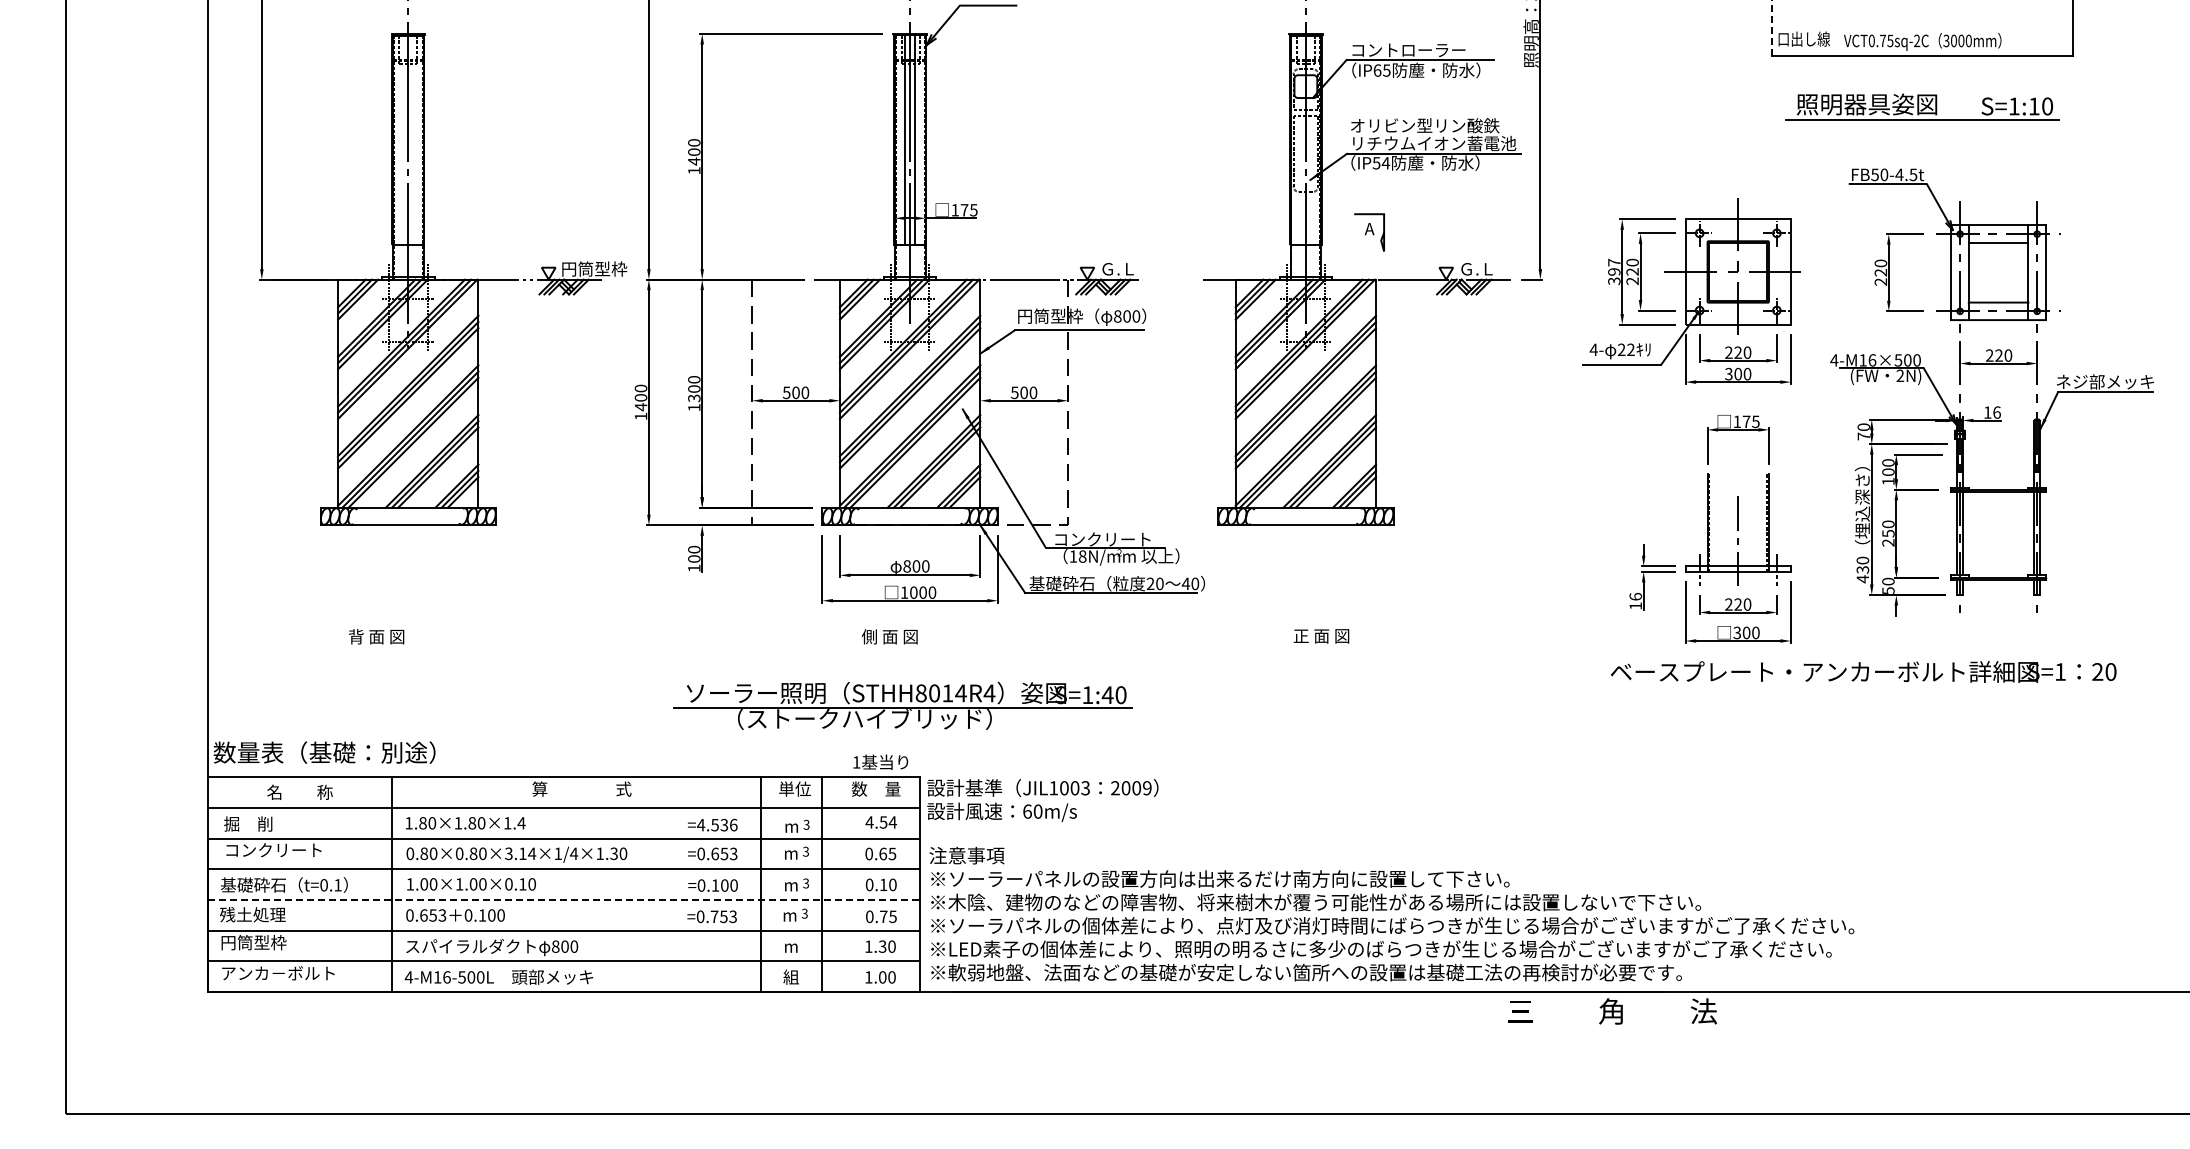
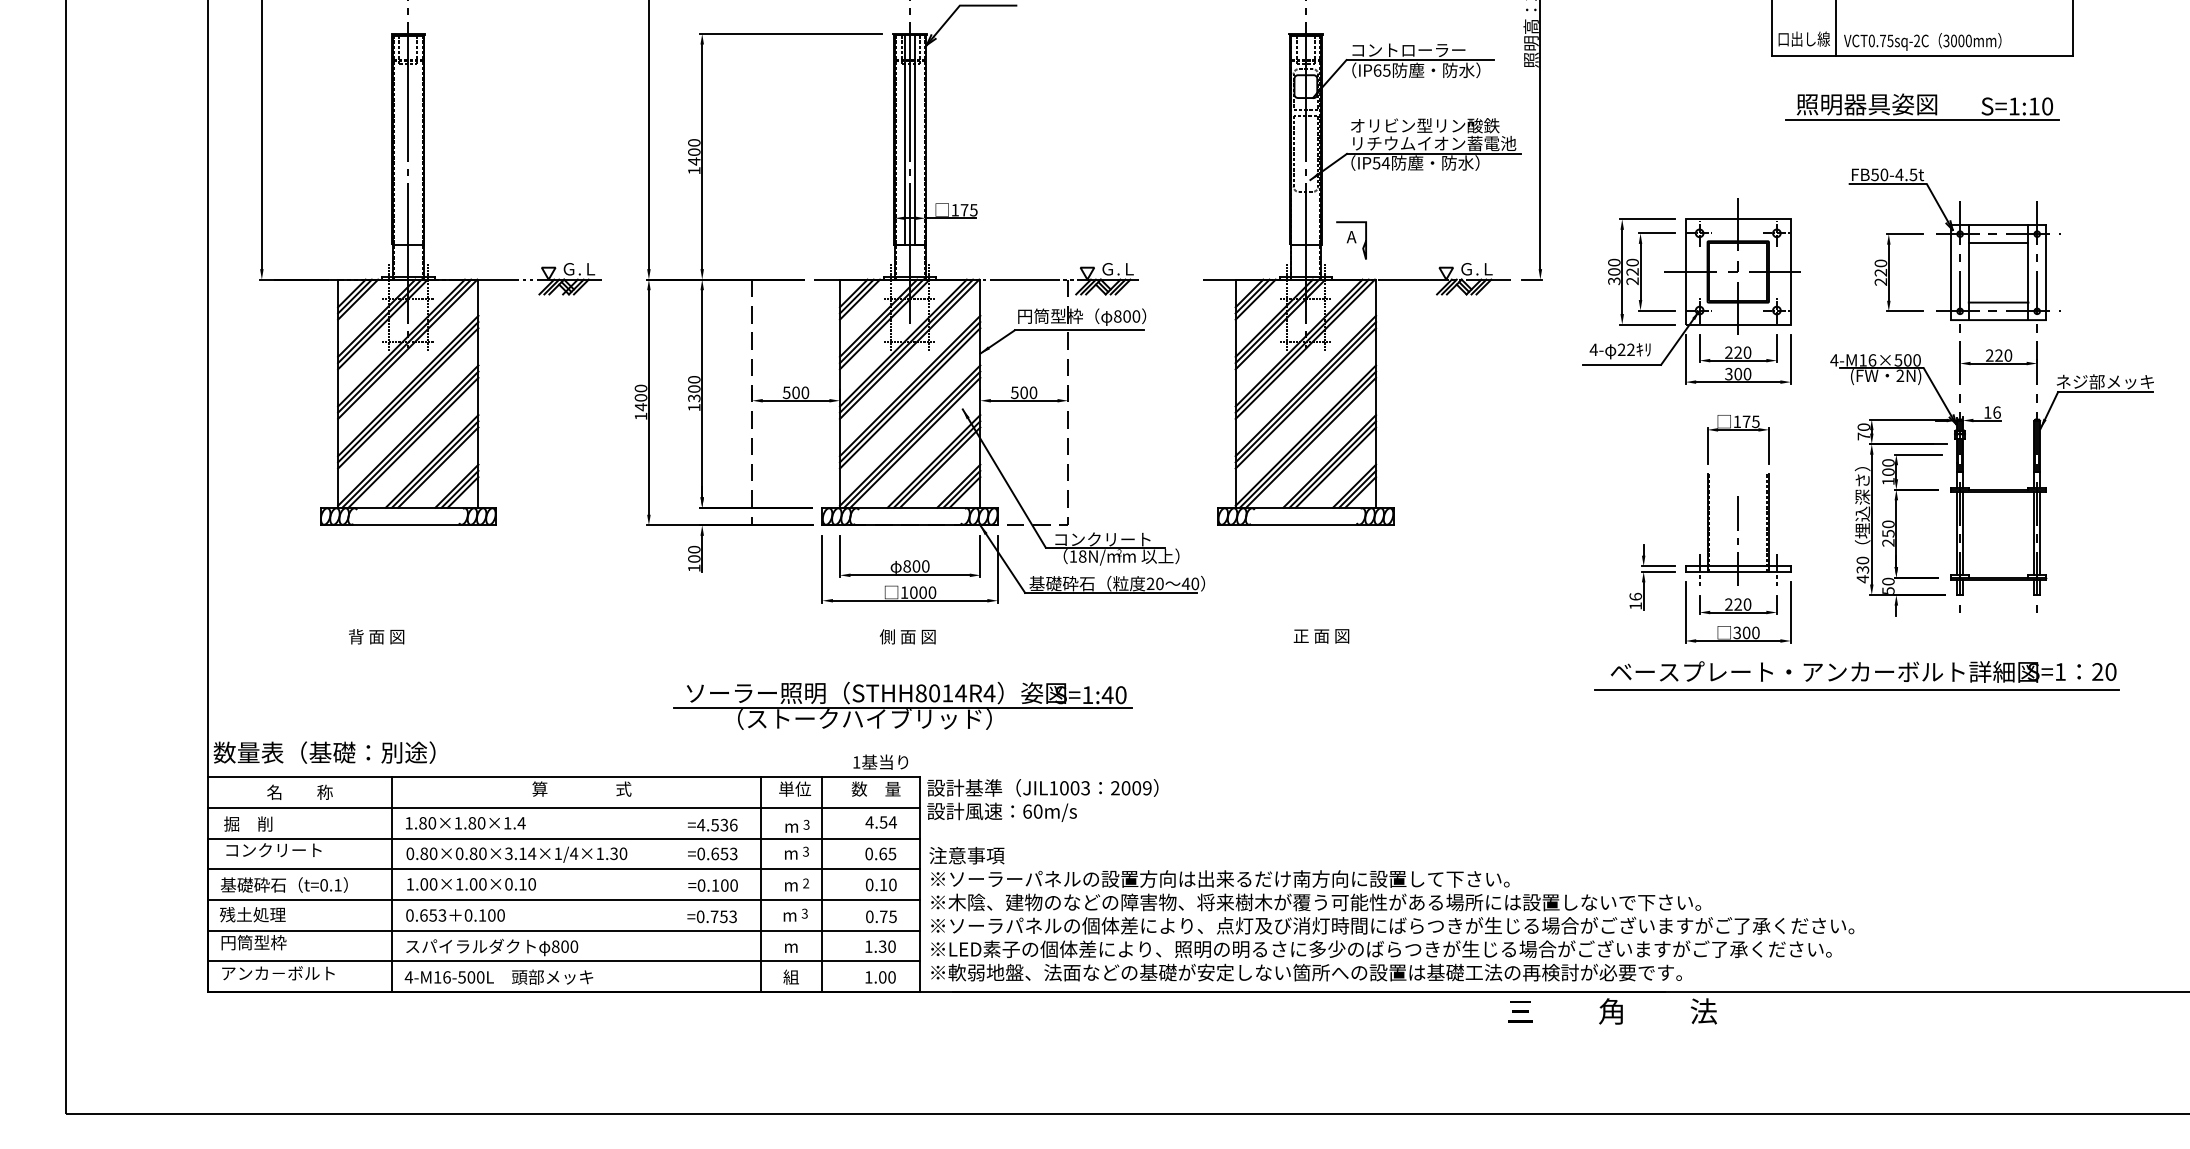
line: dashed -> solid (1771, 28)
line: none -> present (1836, 29)
part position: (1369, 232) -> (1351, 240) (1351, 240)
text: 397 -> 300 (1614, 266)
text: 円筒型枠 -> Ｇ.Ｌ (594, 268)
text position: (889, 636) -> (907, 636) (907, 636)
line: none -> present (1857, 690)
text: 3 -> 2 (806, 883)
line: dashed -> solid (564, 900)
